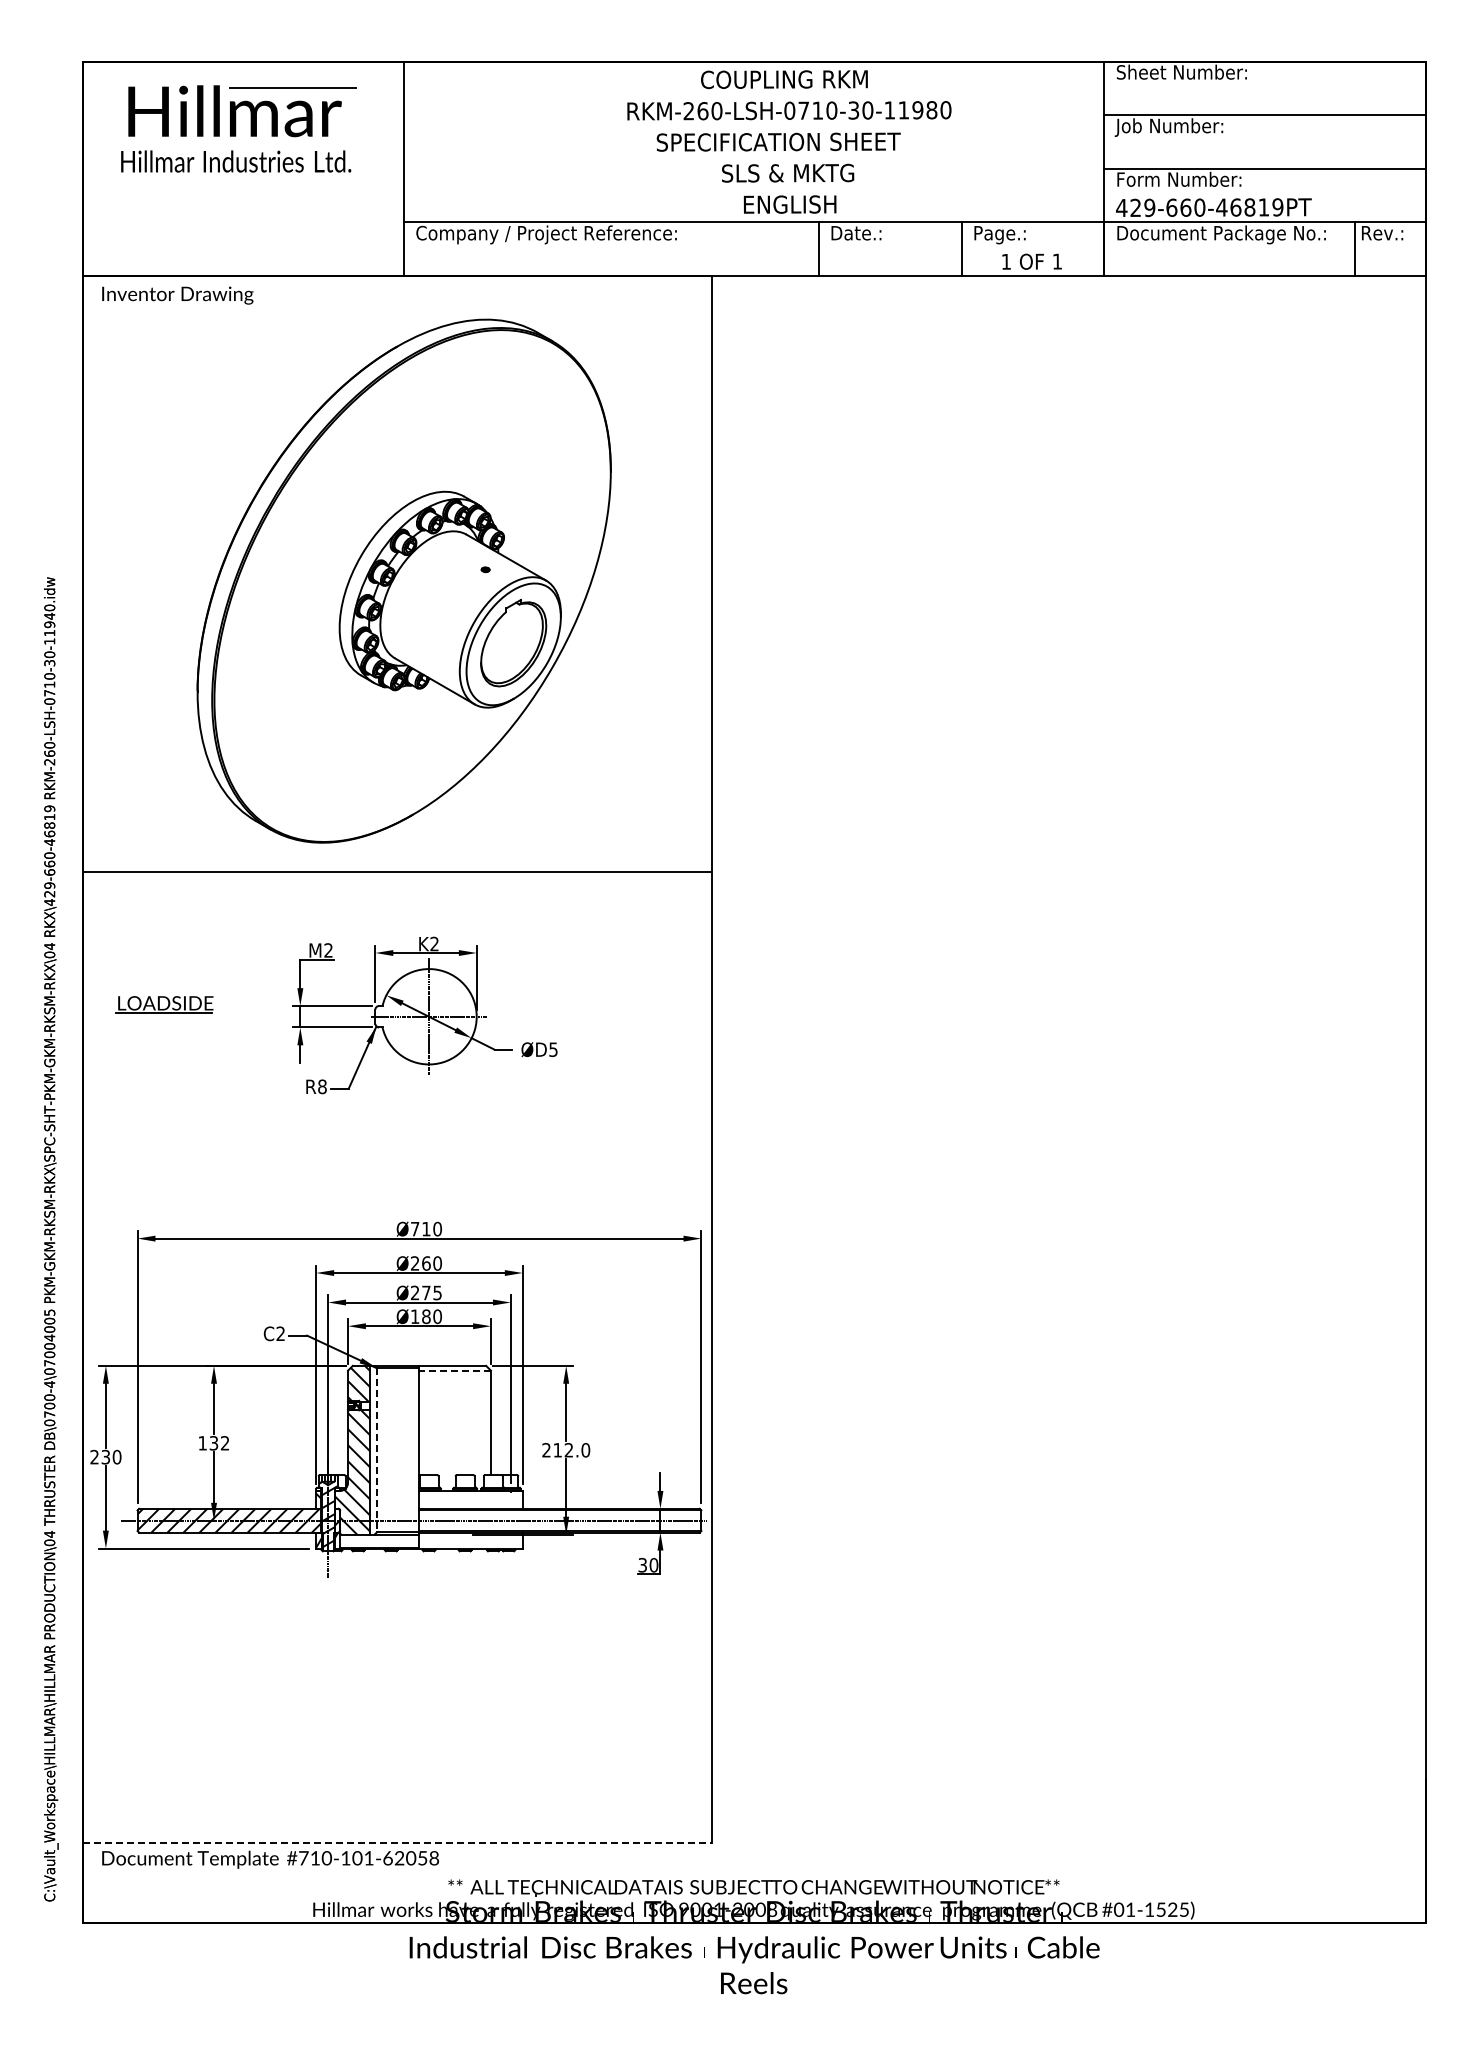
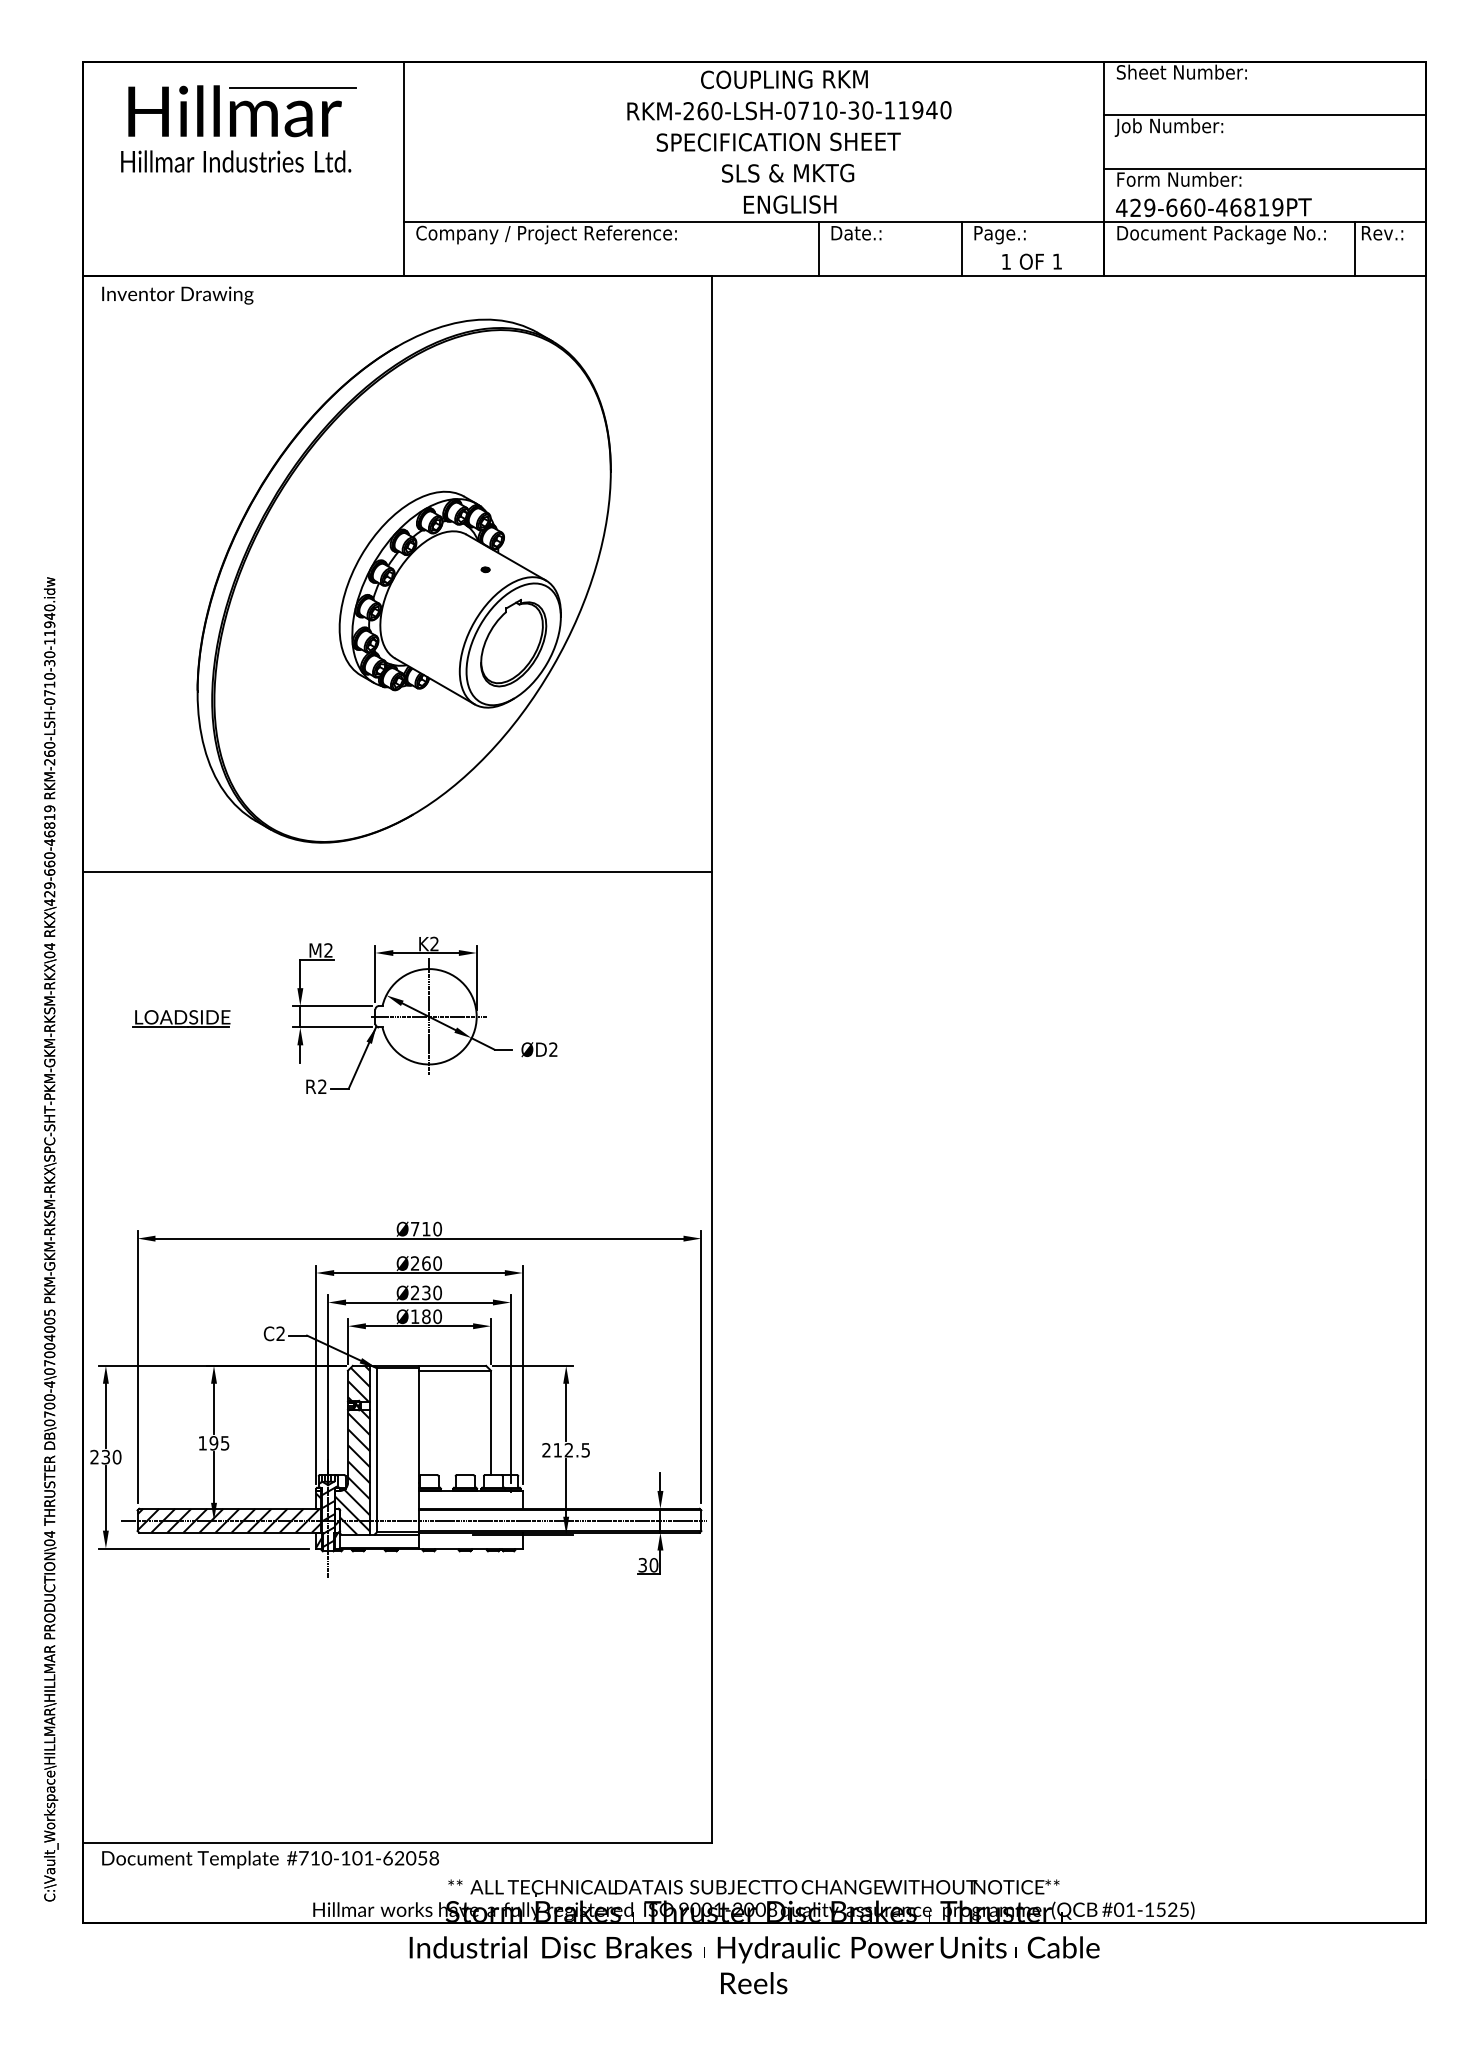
text: RKM-260-LSH-0710-30-11980 -> RKM-260-LSH-0710-30-11940 (931, 110)
part position: (164, 1004) -> (181, 1018) (181, 1018)
text: ØD5 -> ØD2 (553, 1049)
text: R8 -> R2 (322, 1086)
text: Ø275 -> Ø230 (431, 1292)
line: dashed -> solid (455, 1370)
text: 132 -> 195 (219, 1443)
line: dashed -> solid (377, 1450)
text: 212.0 -> 212.5 (585, 1450)
line: dashed -> solid (397, 1842)
